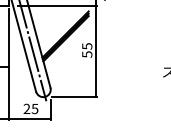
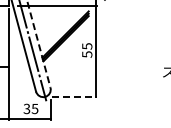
line: solid -> dashed (38, 44)
line: solid -> dashed (74, 97)
text: 25 -> 35 (26, 109)
